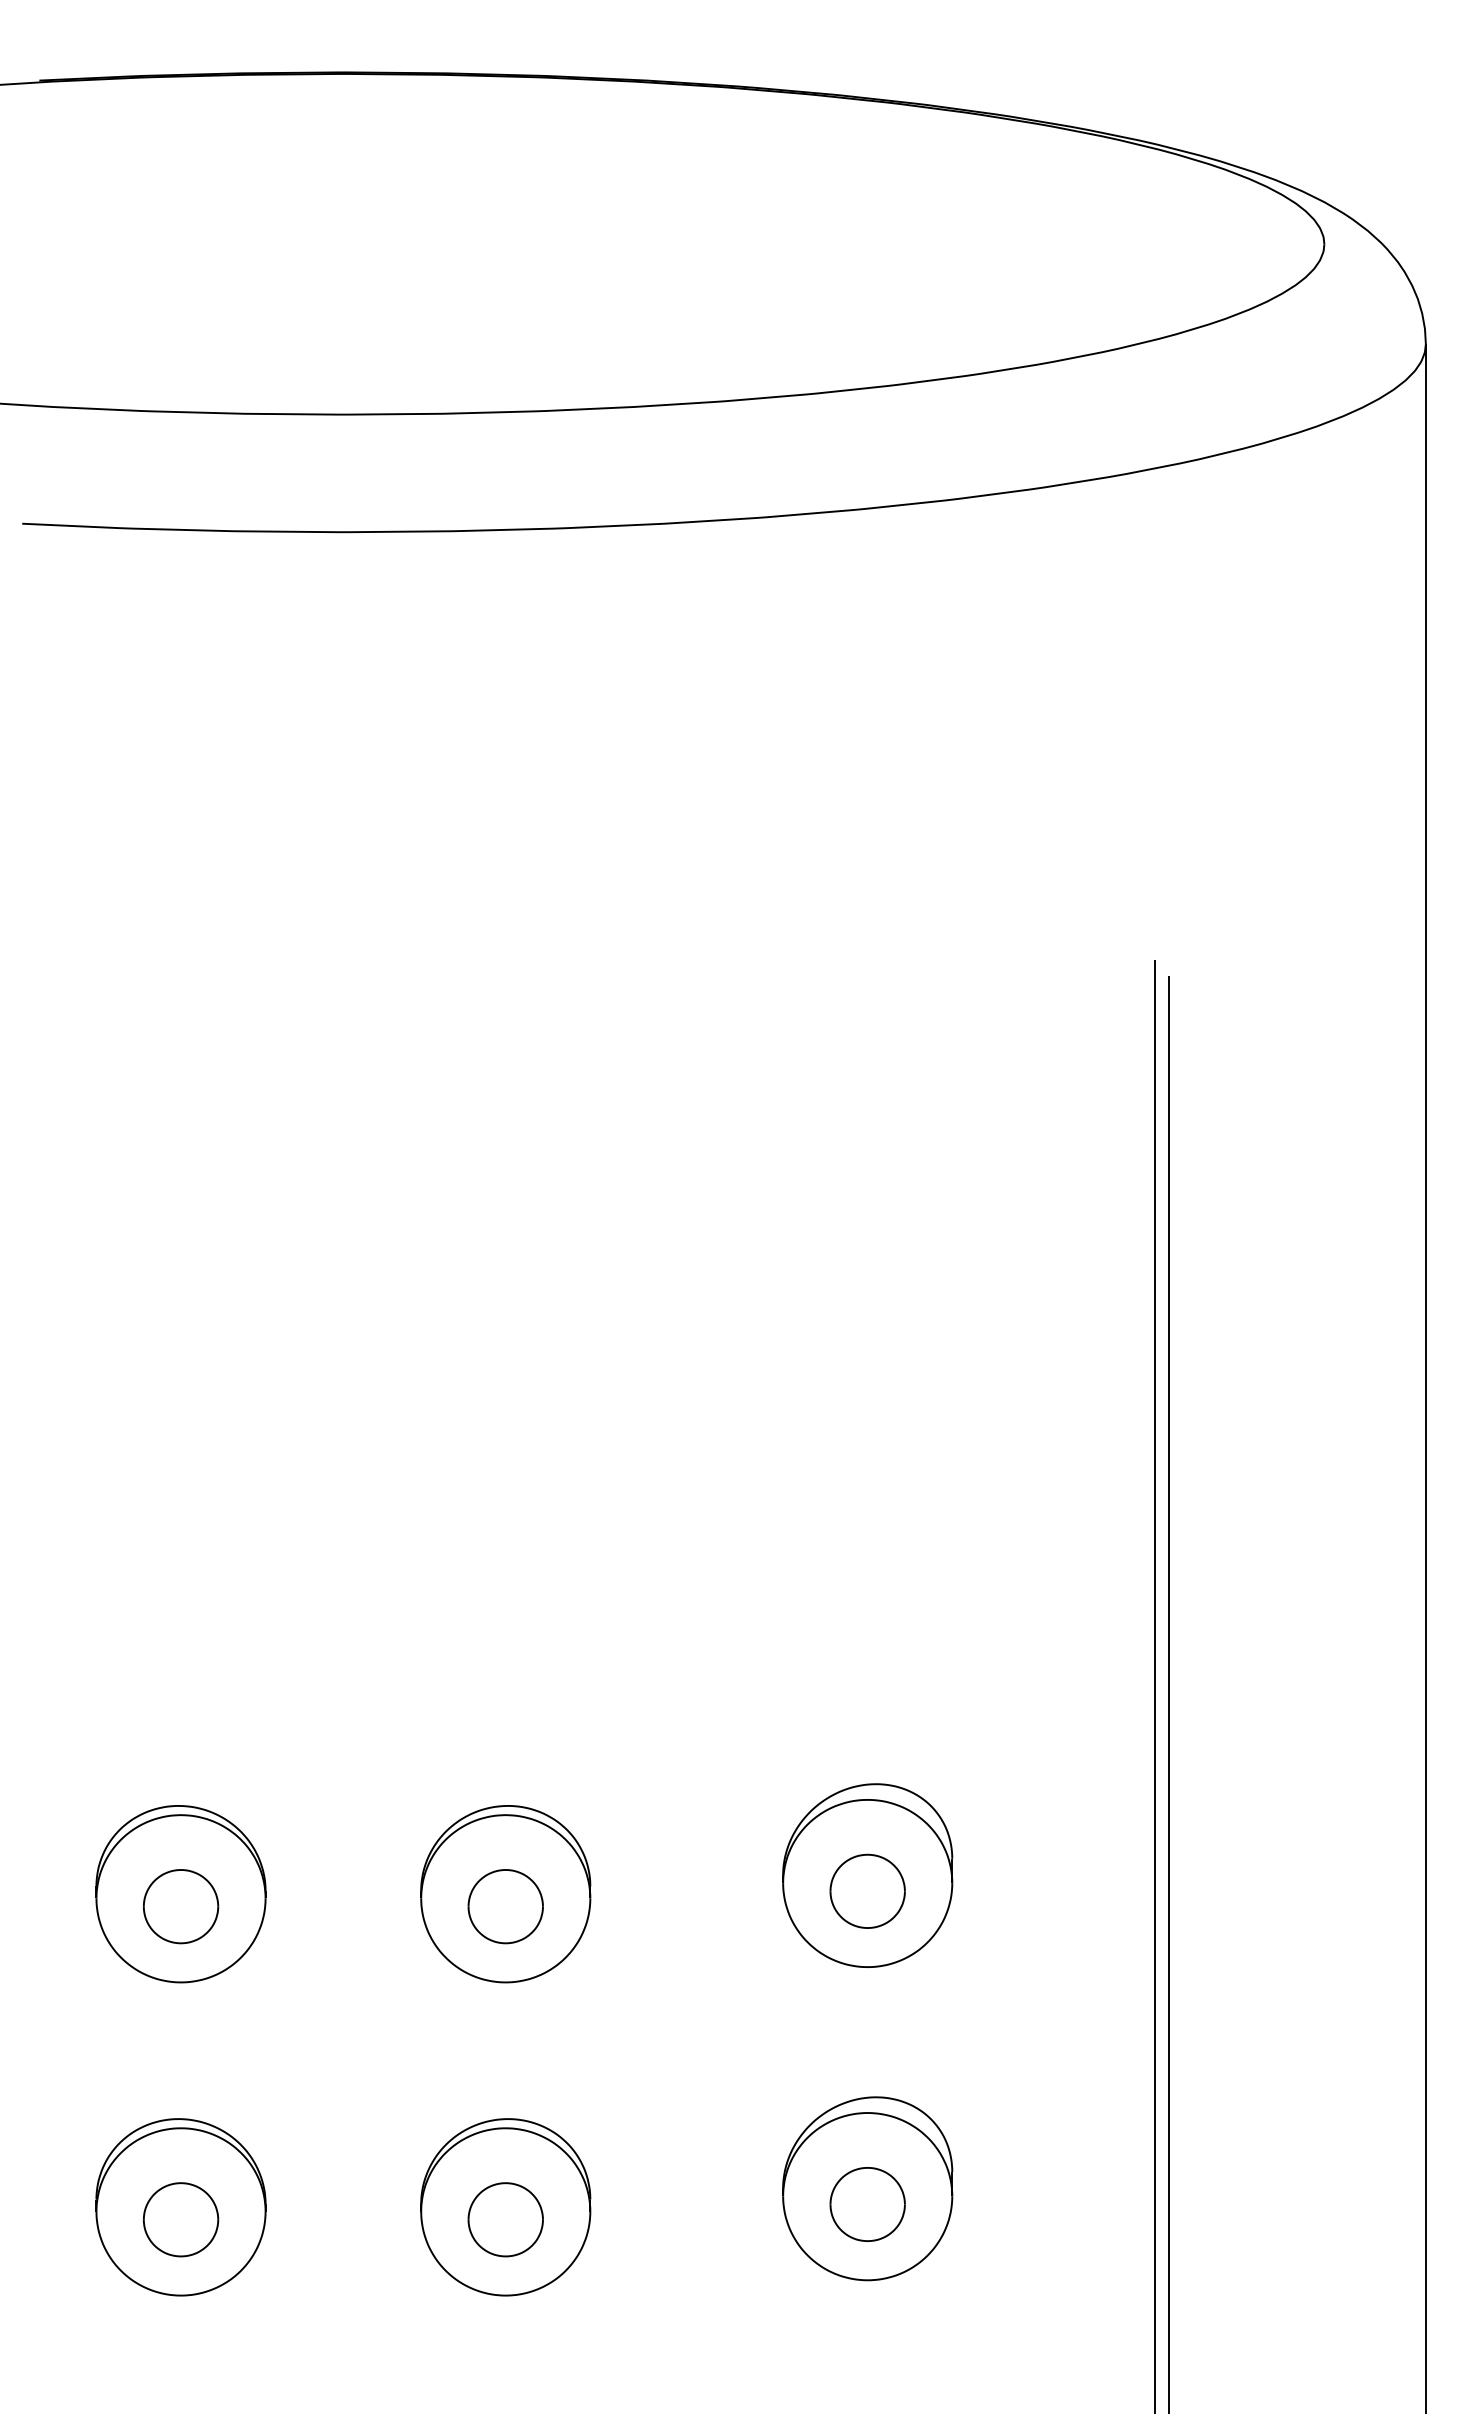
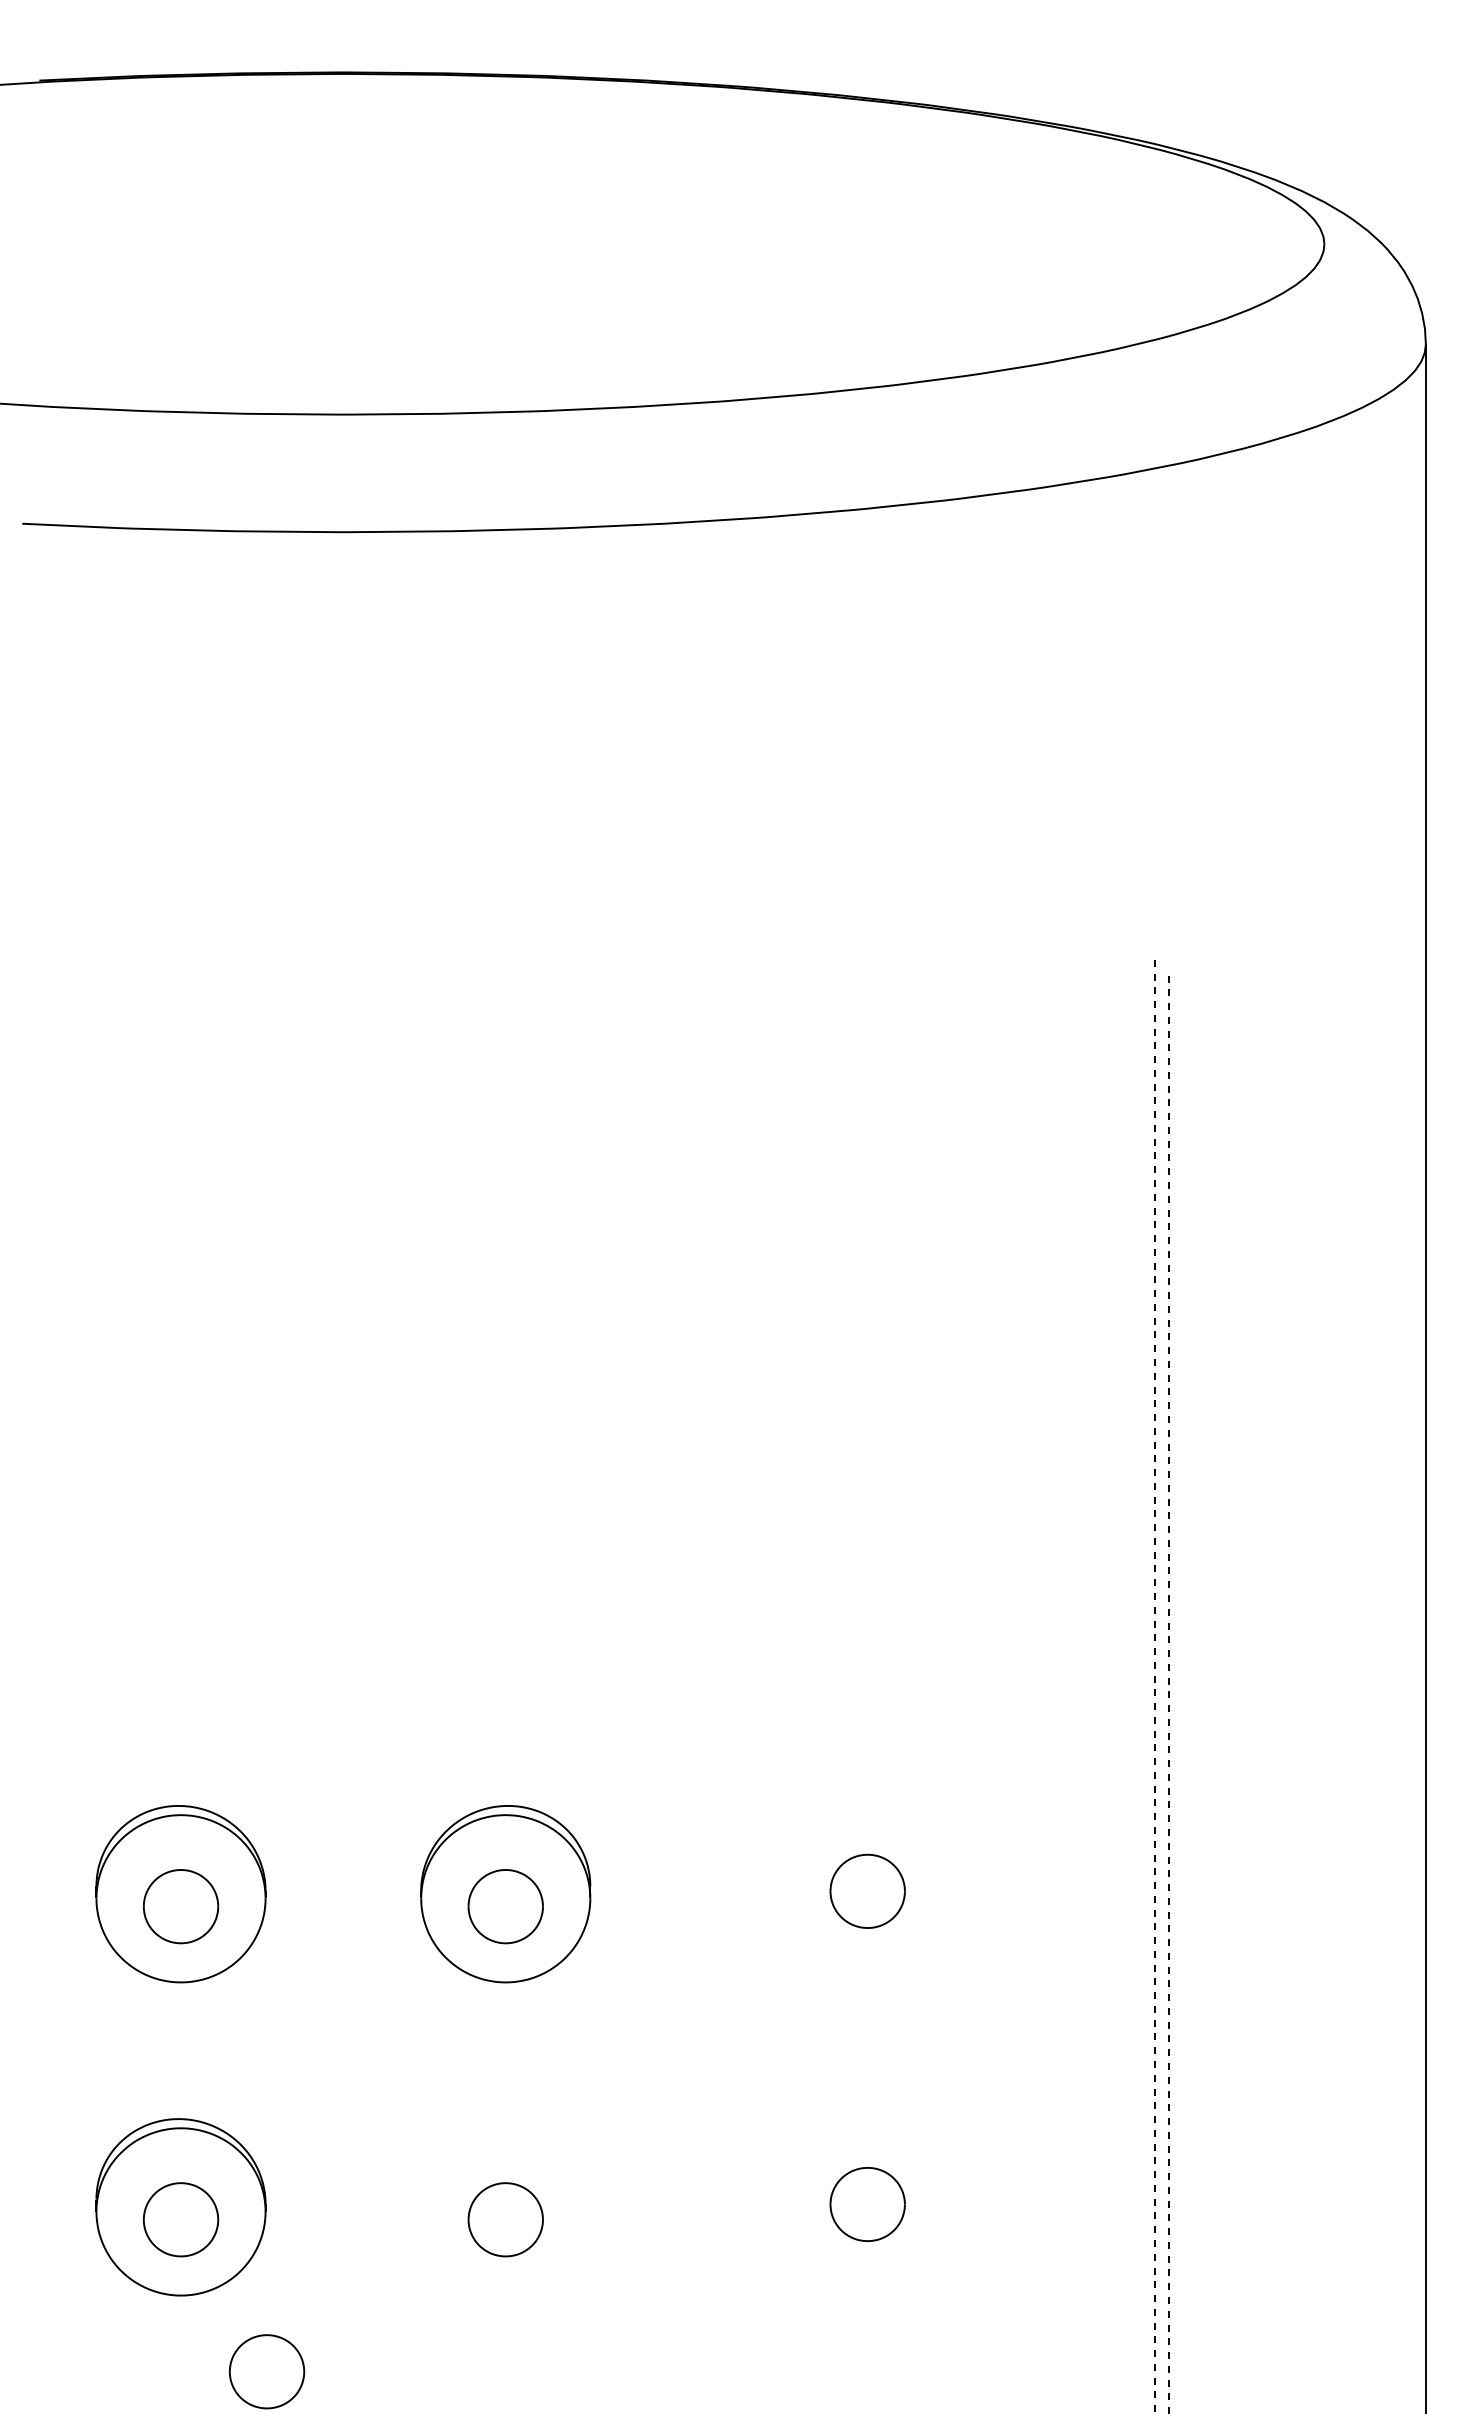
line: solid -> dashed (1155, 1686)
line: solid -> dashed (1168, 1694)
part: present -> none (867, 1875)
part: present -> none (867, 2188)
part: present -> none (505, 2207)
part: none -> present (267, 2371)
